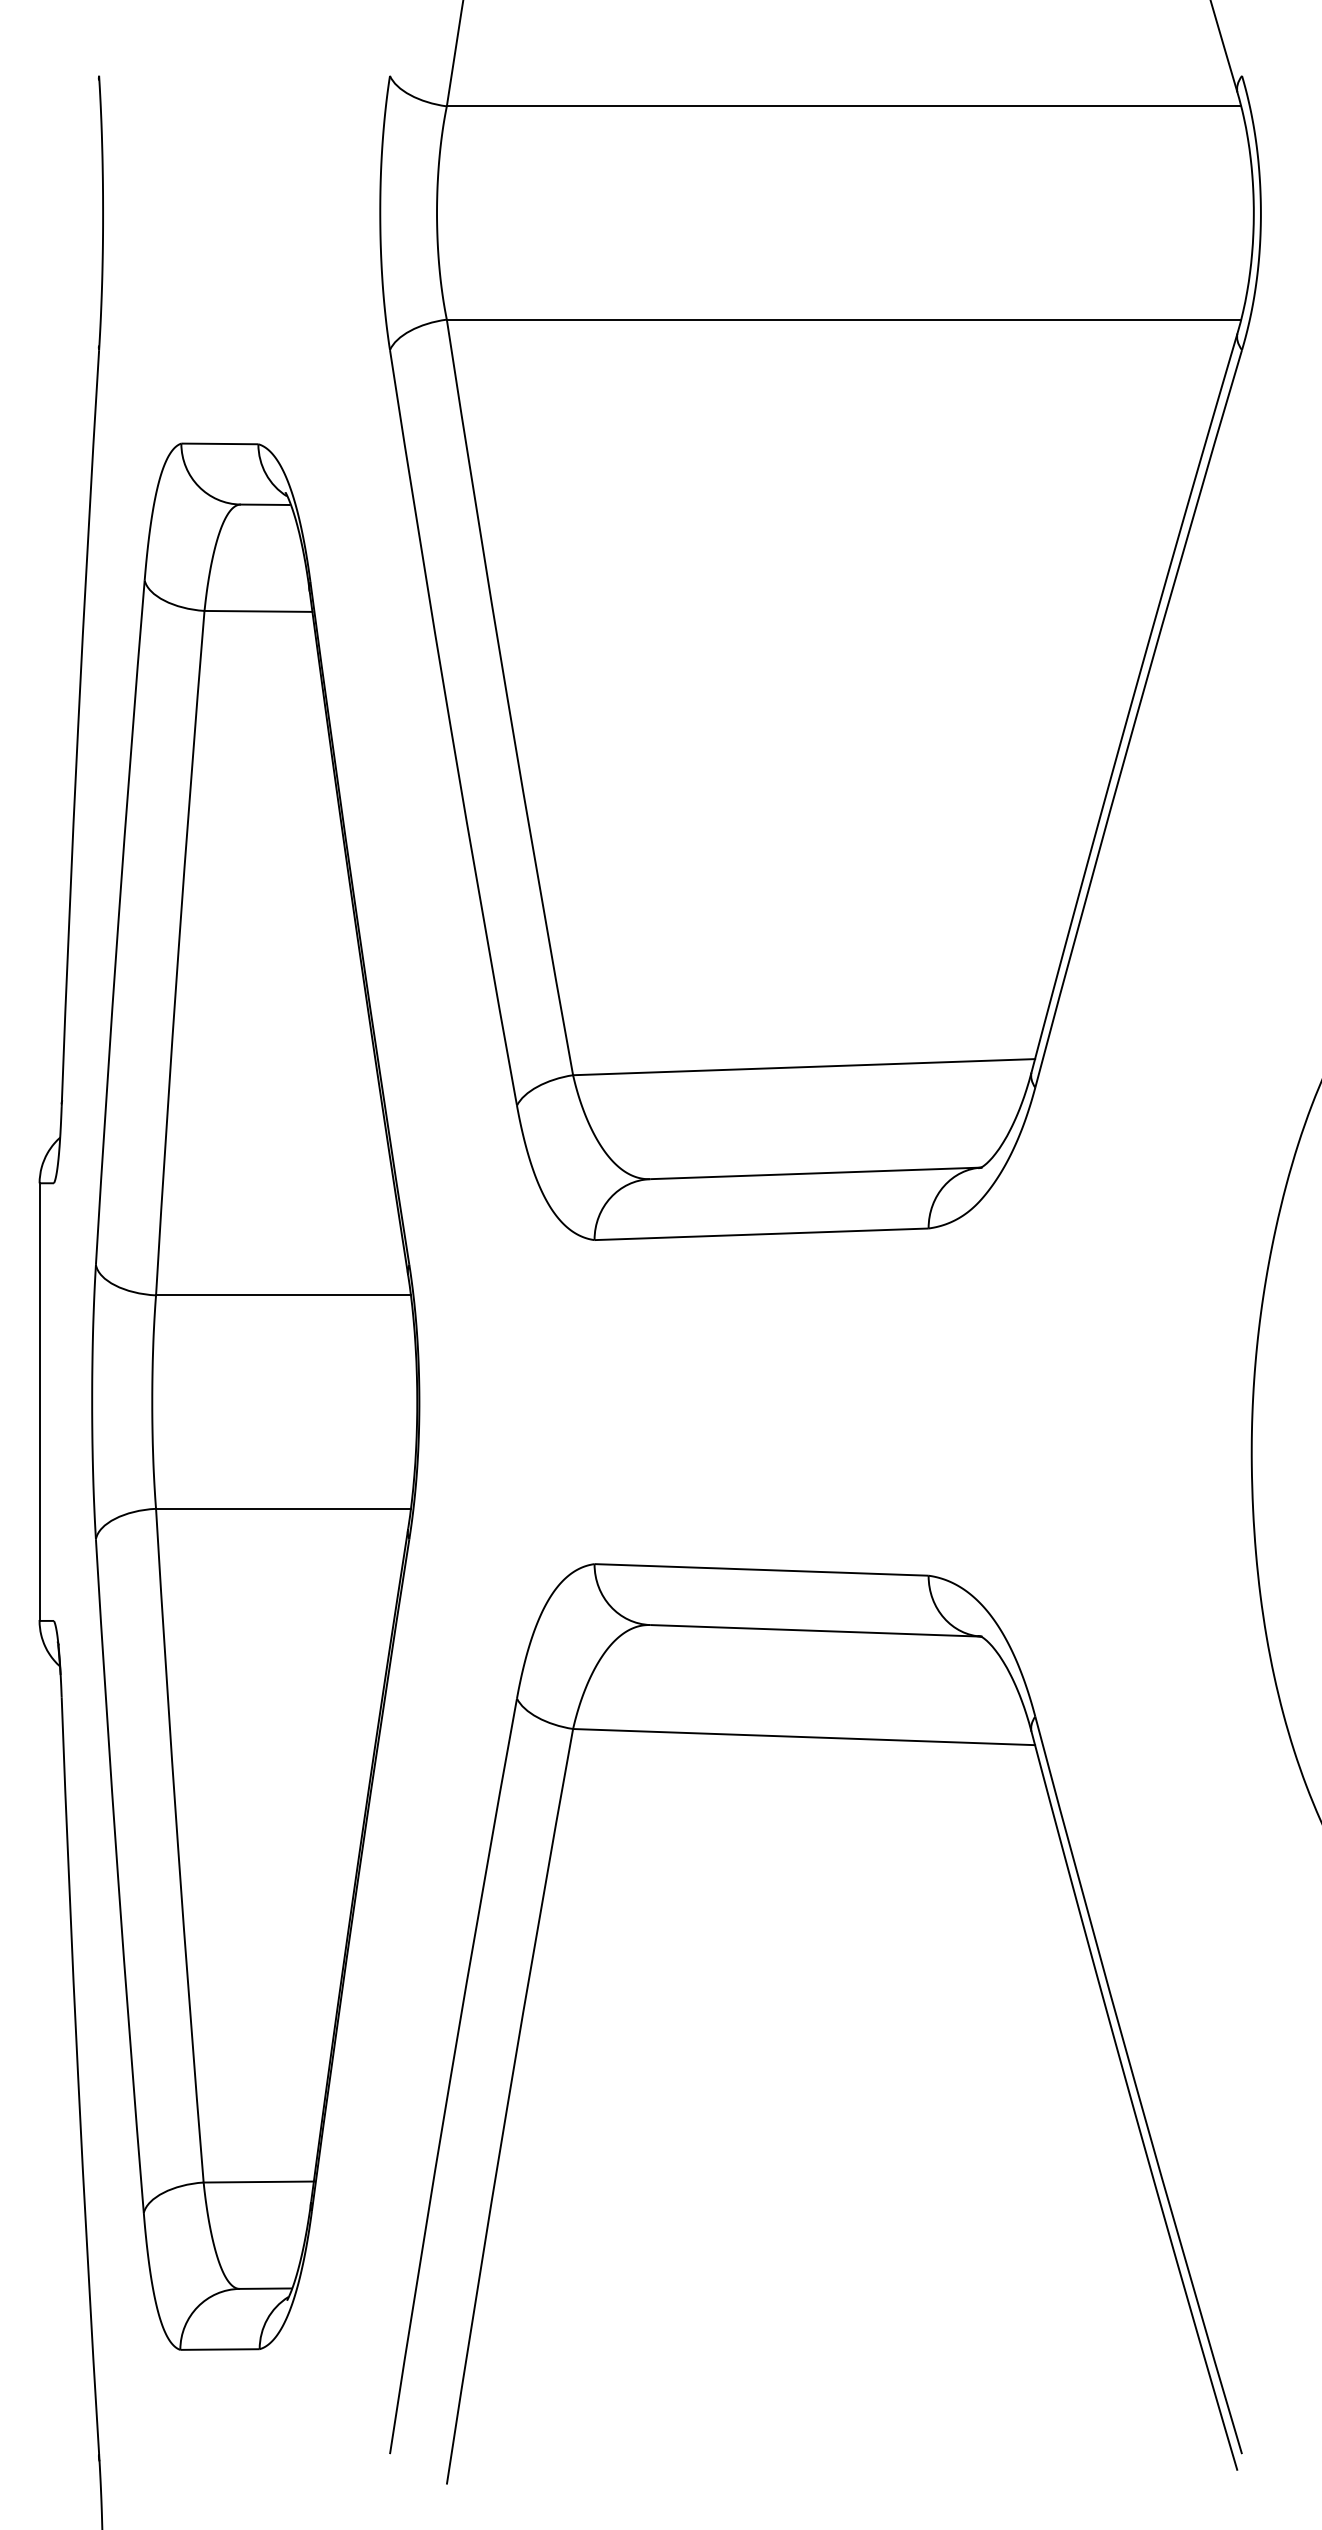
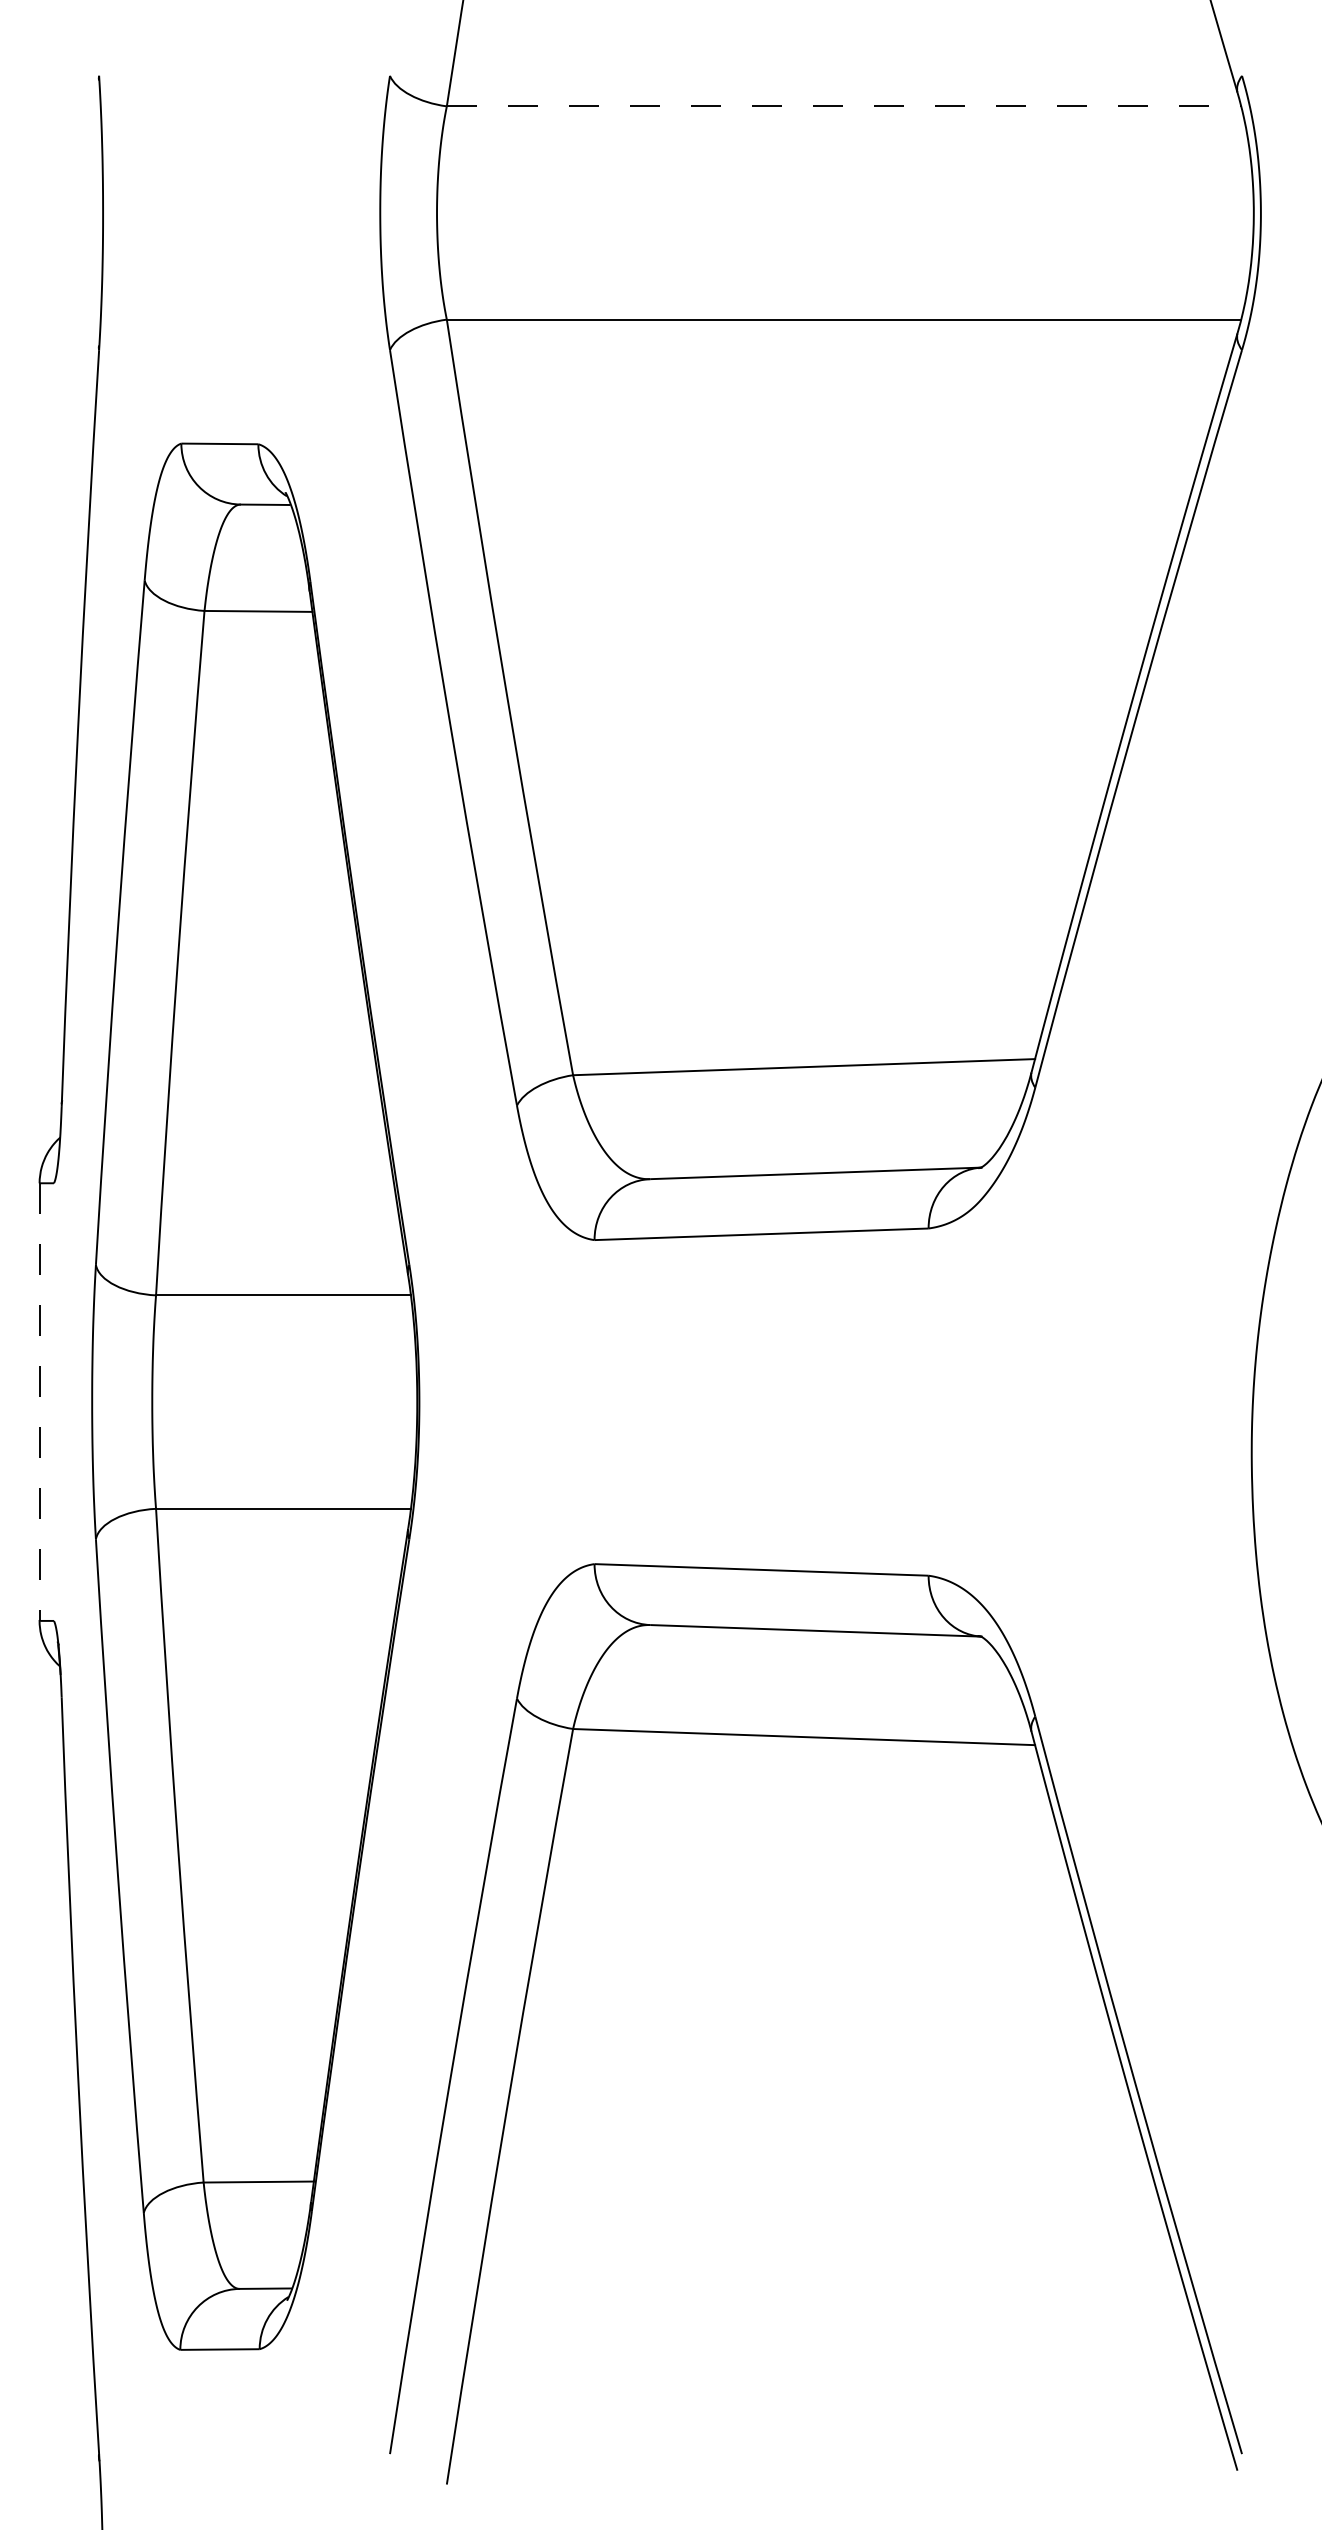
line: solid -> dashed (844, 106)
line: solid -> dashed (39, 1402)
